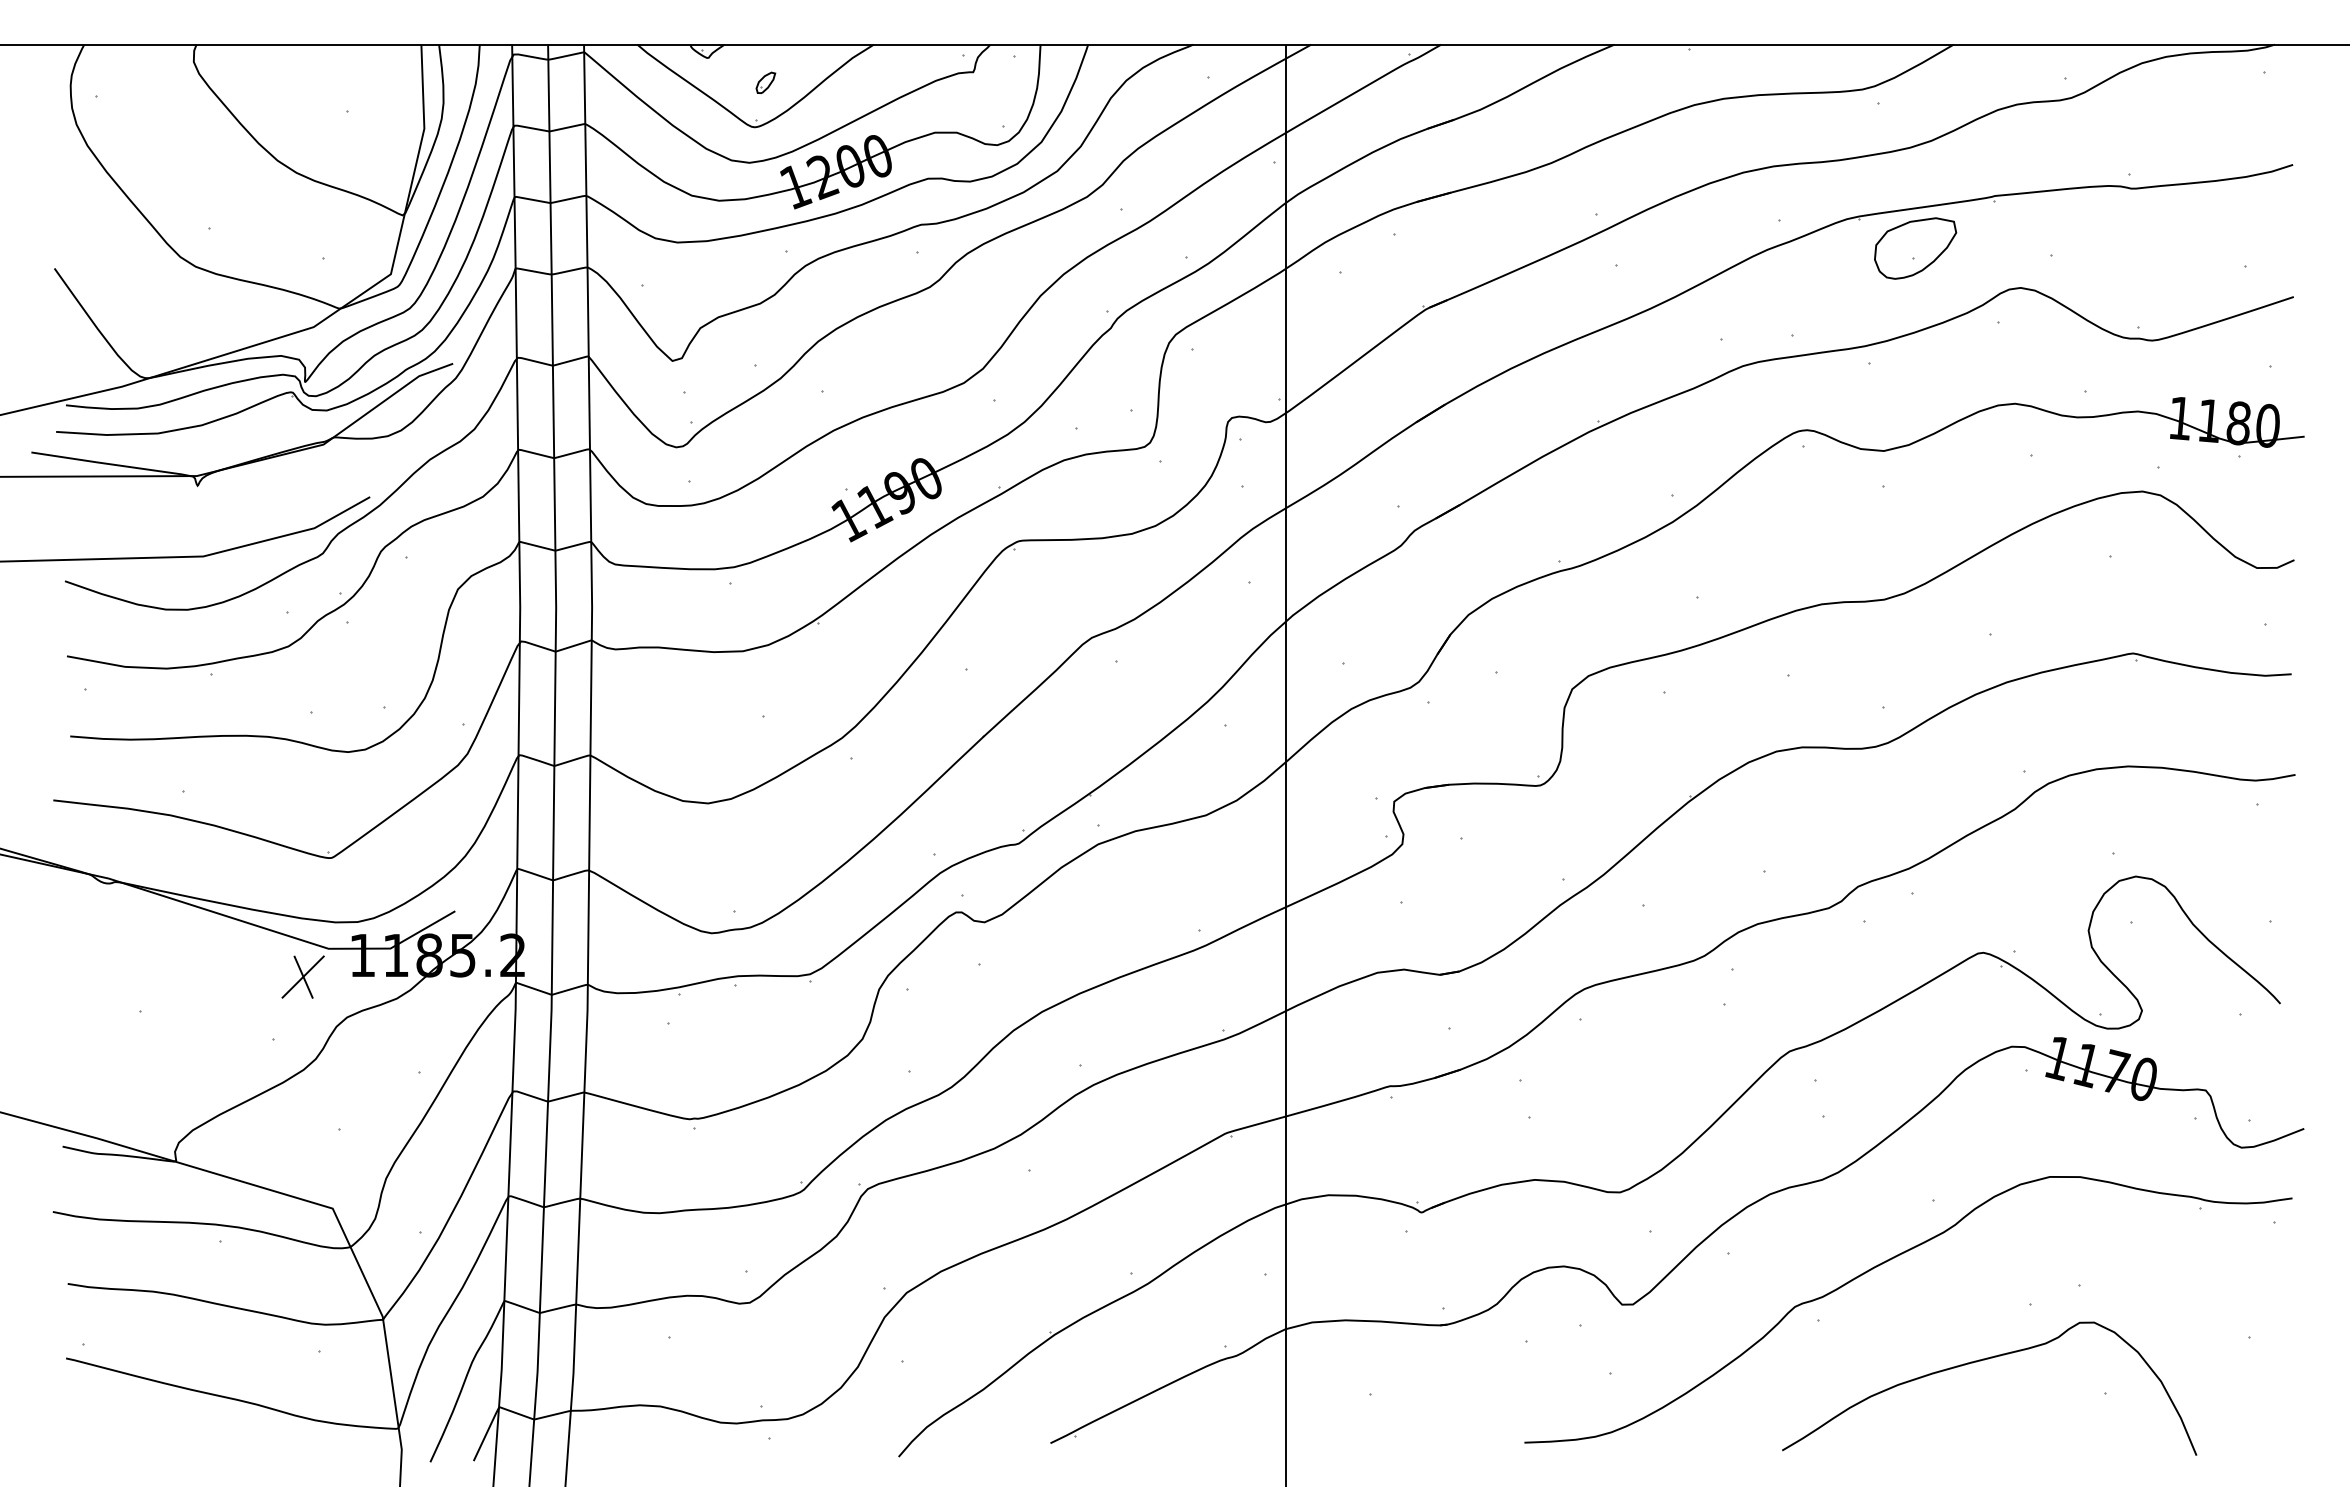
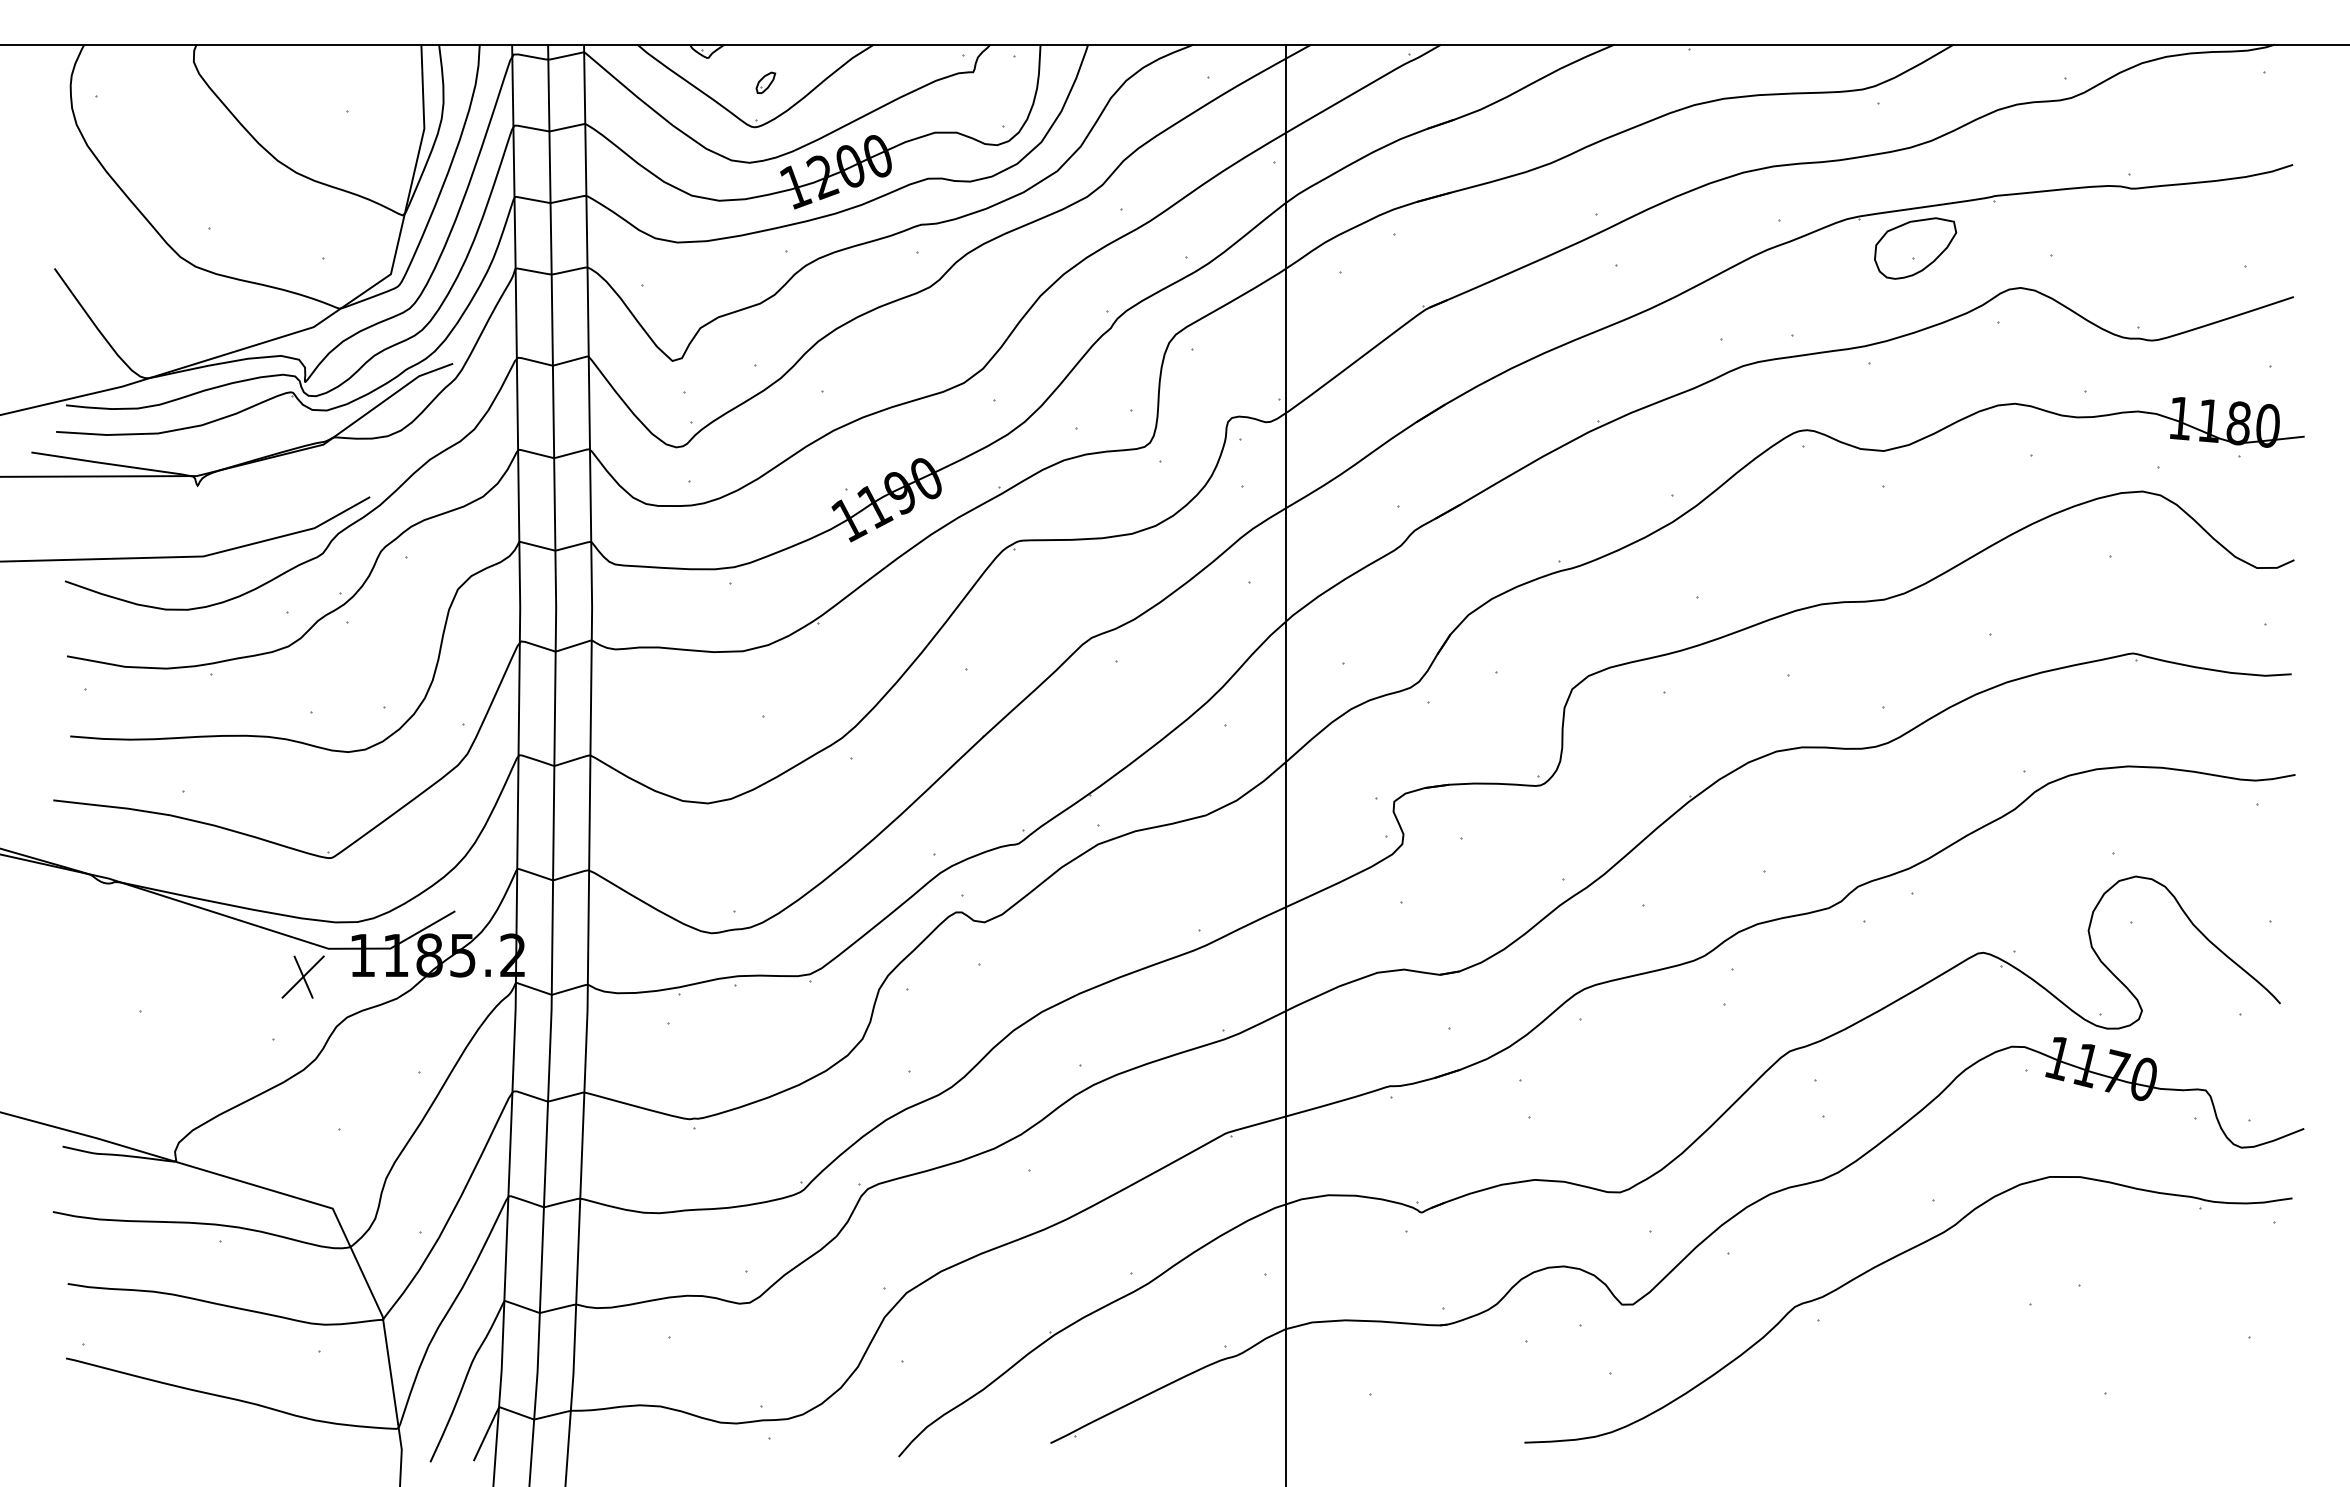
curve: present -> none (1984, 1360)
